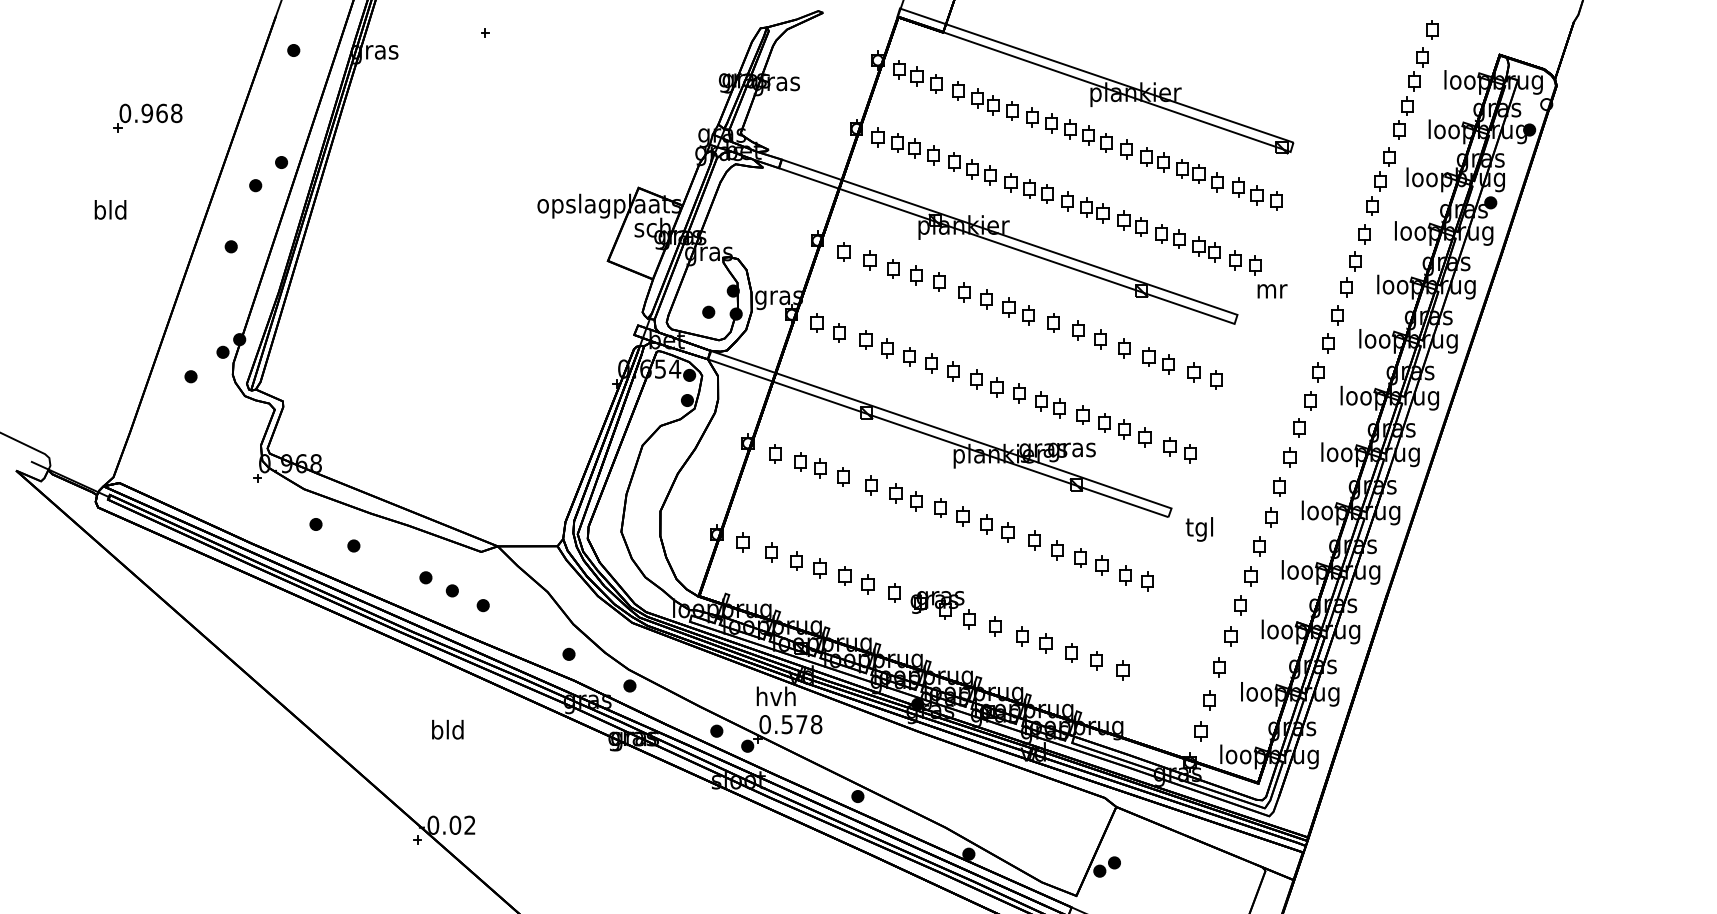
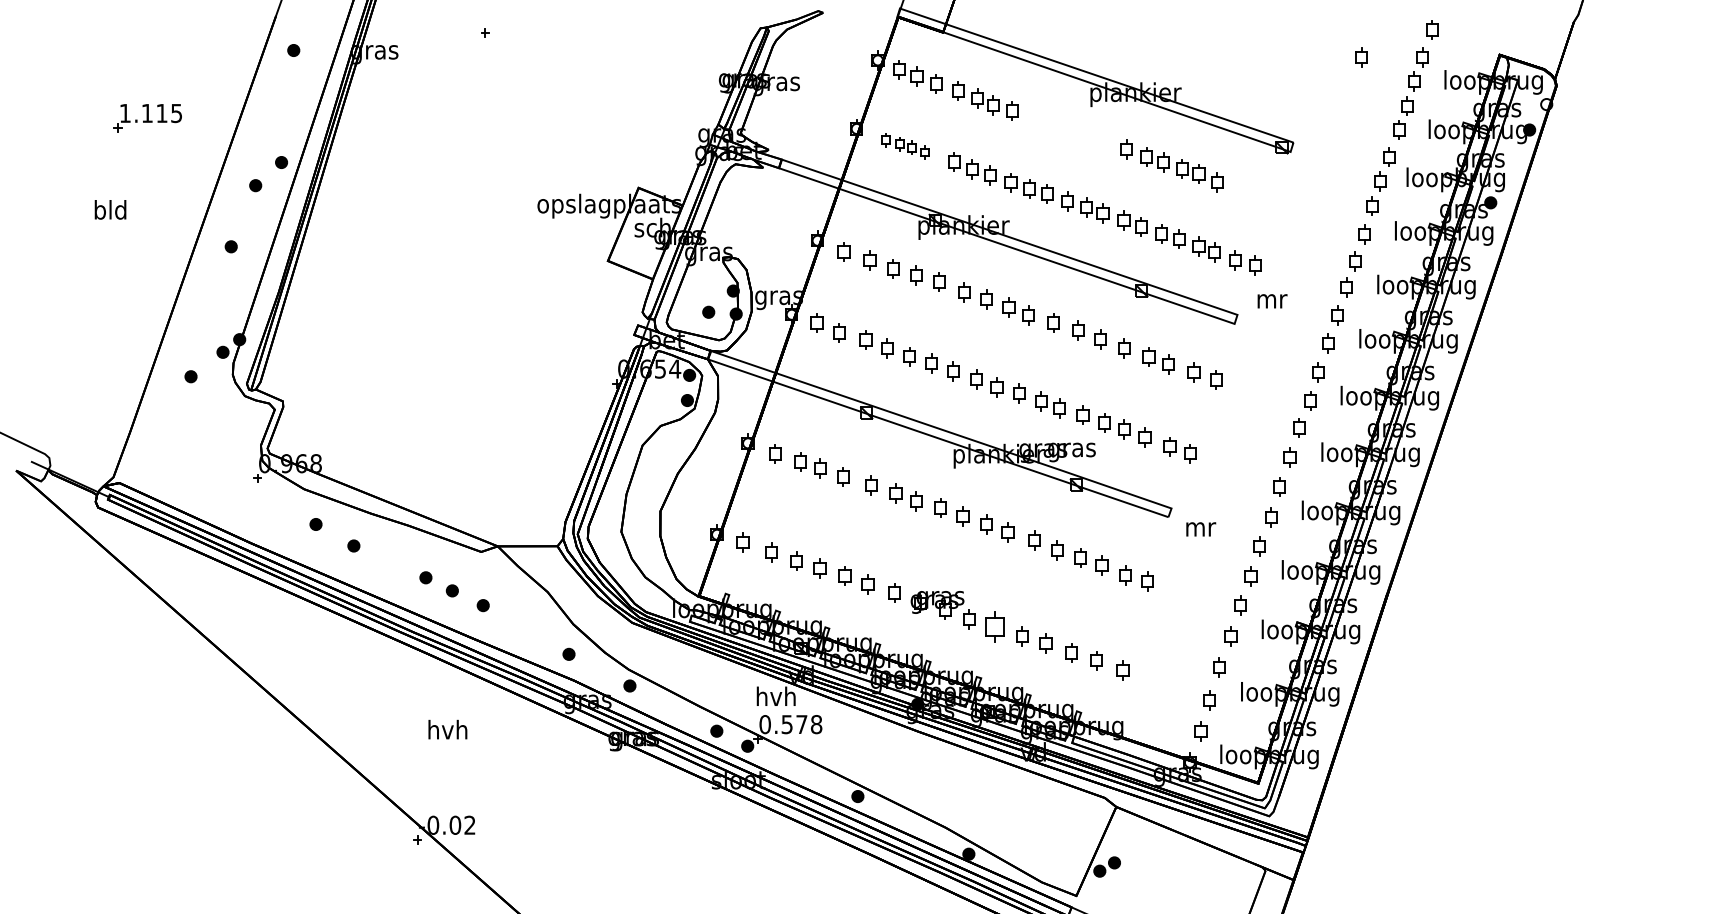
part: none -> present (1361, 57)
text: 0.968 -> 1.115 (150, 113)
part: present -> none (1069, 129)
part size: 69x39 px -> 49x27 px (905, 146)
part: present -> none (1257, 193)
text position: (1272, 291) -> (1272, 301) (1272, 301)
text: tgl -> mr (1200, 529)
part size: 13x21 px -> 20x32 px (994, 626)
text: bld -> hvh (447, 729)
